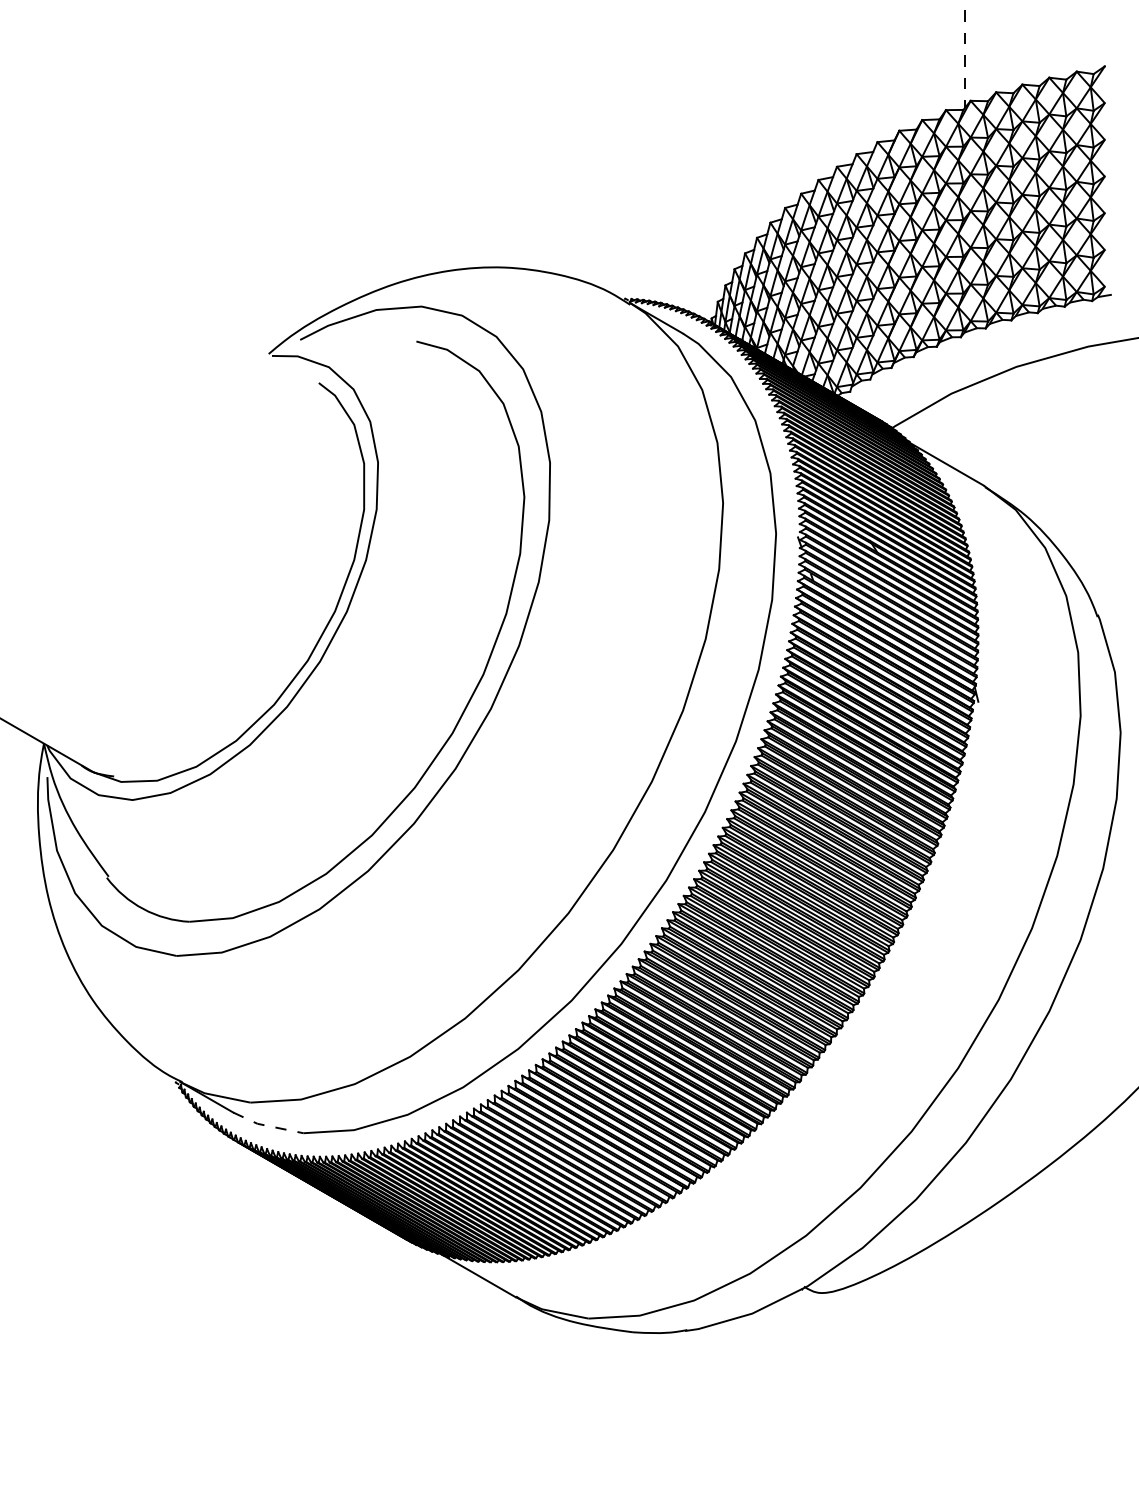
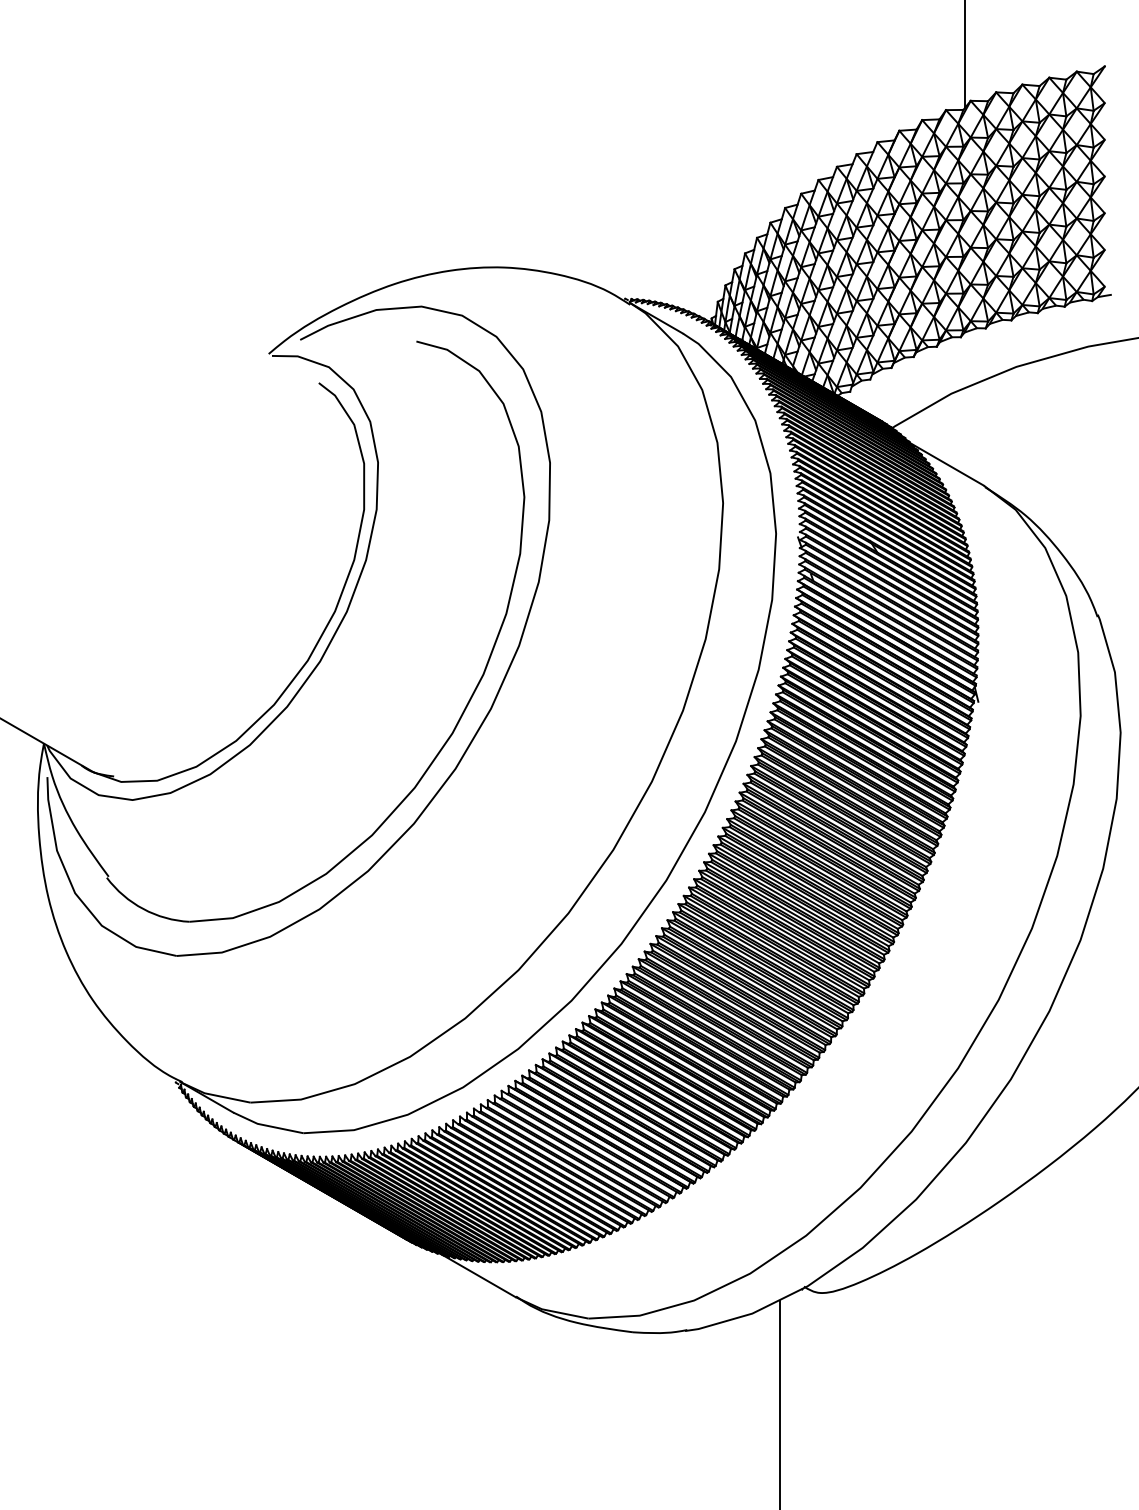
line: dashed -> solid (964, 54)
line: dashed -> solid (267, 1125)
line: none -> present (780, 1403)
